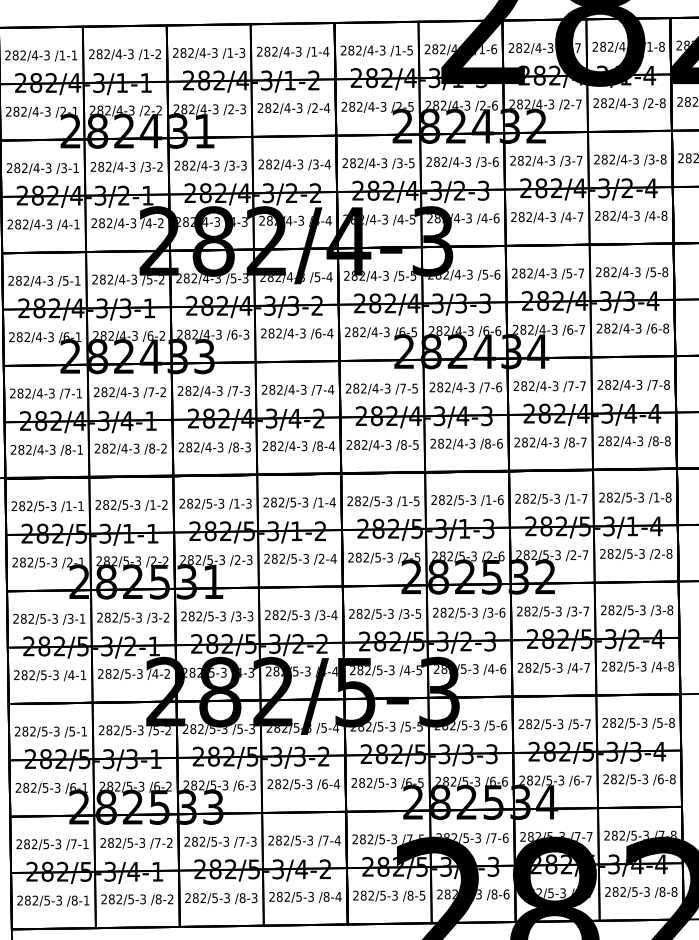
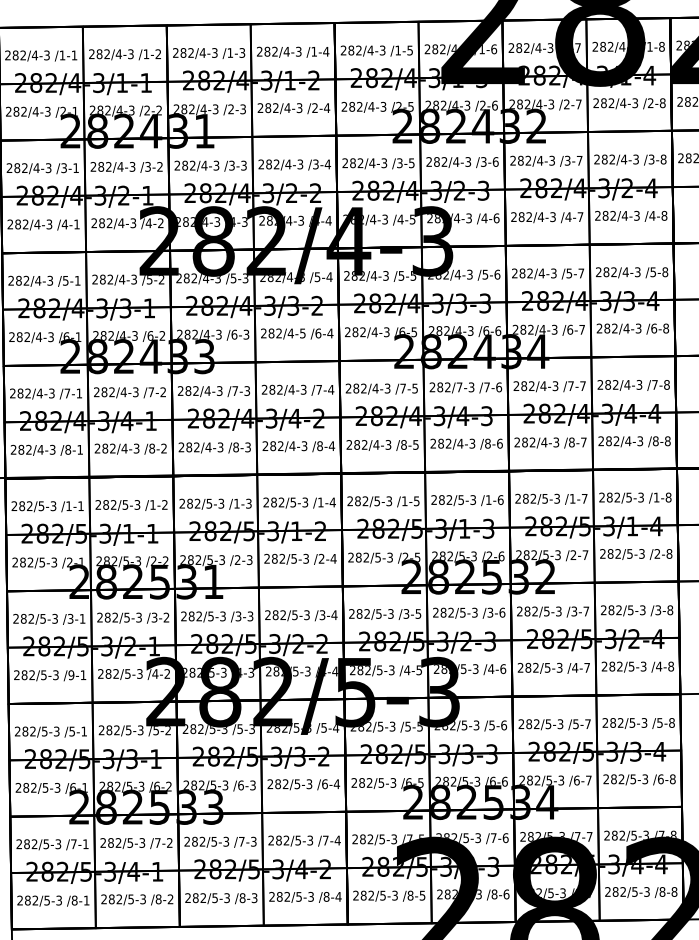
text: 282/4-3 -> 282/4-5 (302, 332)
text: 282/4-3 -> 282/7-3 (459, 387)
text: /4-1 -> /9-1 (71, 675)
